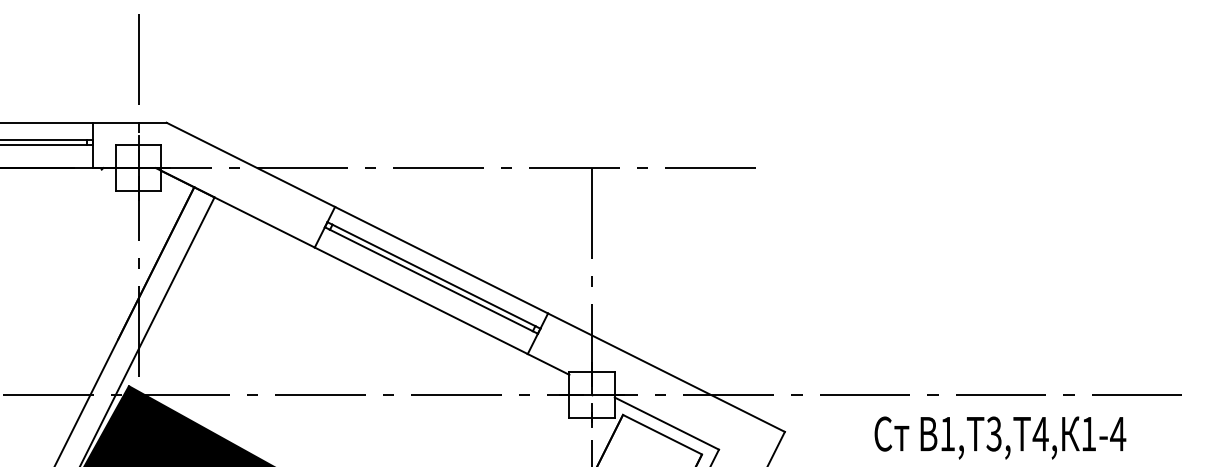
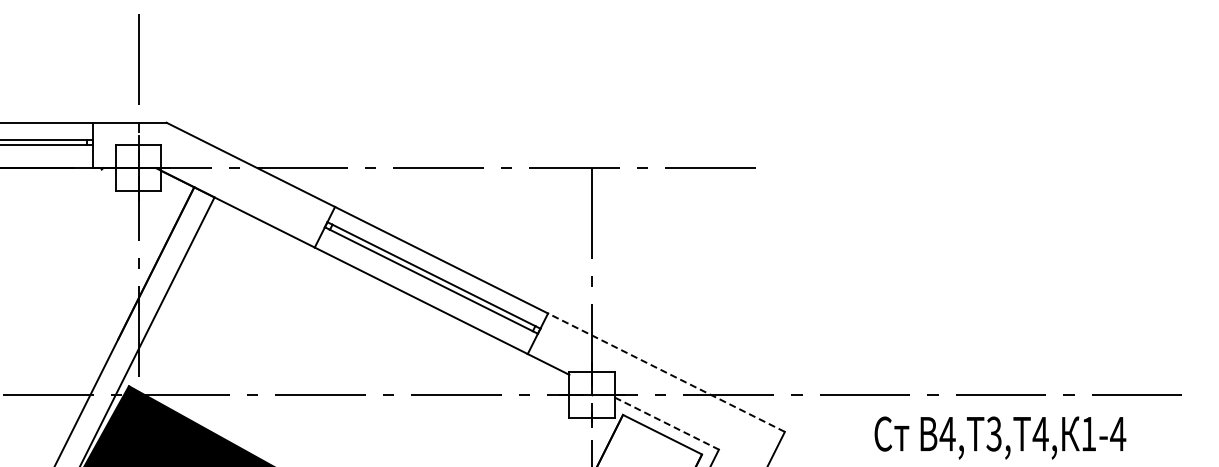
line: solid -> dashed (666, 372)
line: solid -> dashed (667, 423)
text: 1, -> 4, (947, 434)
